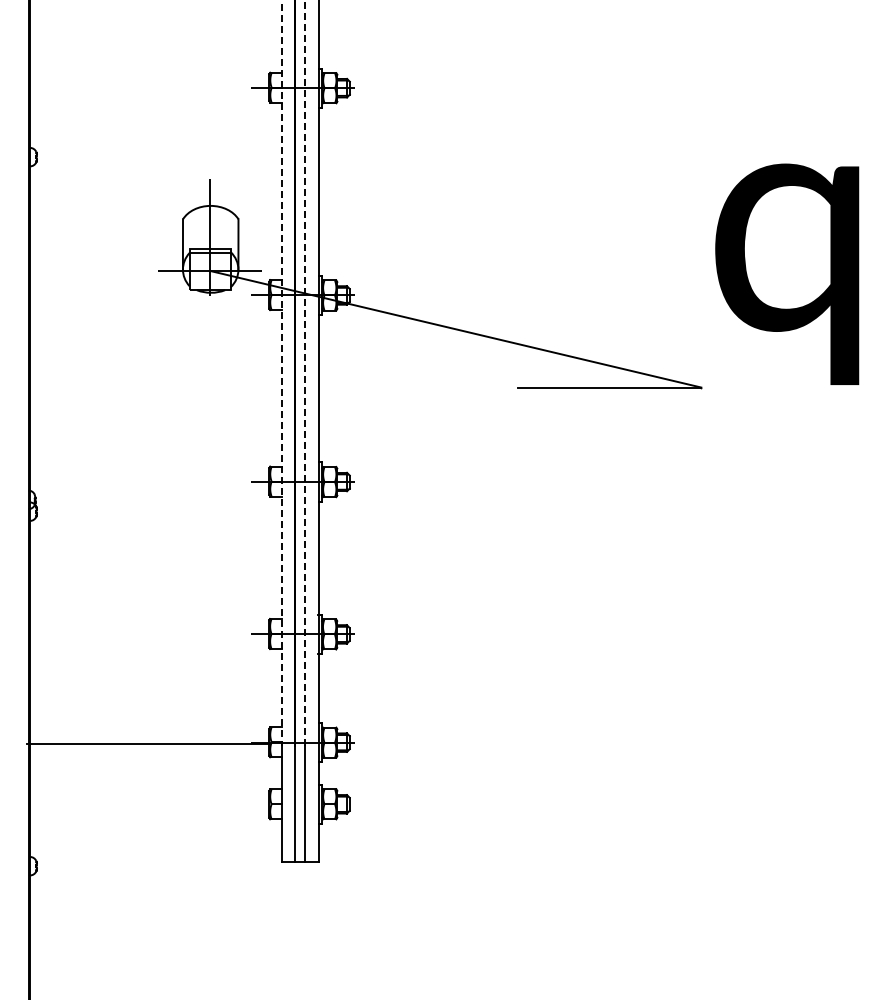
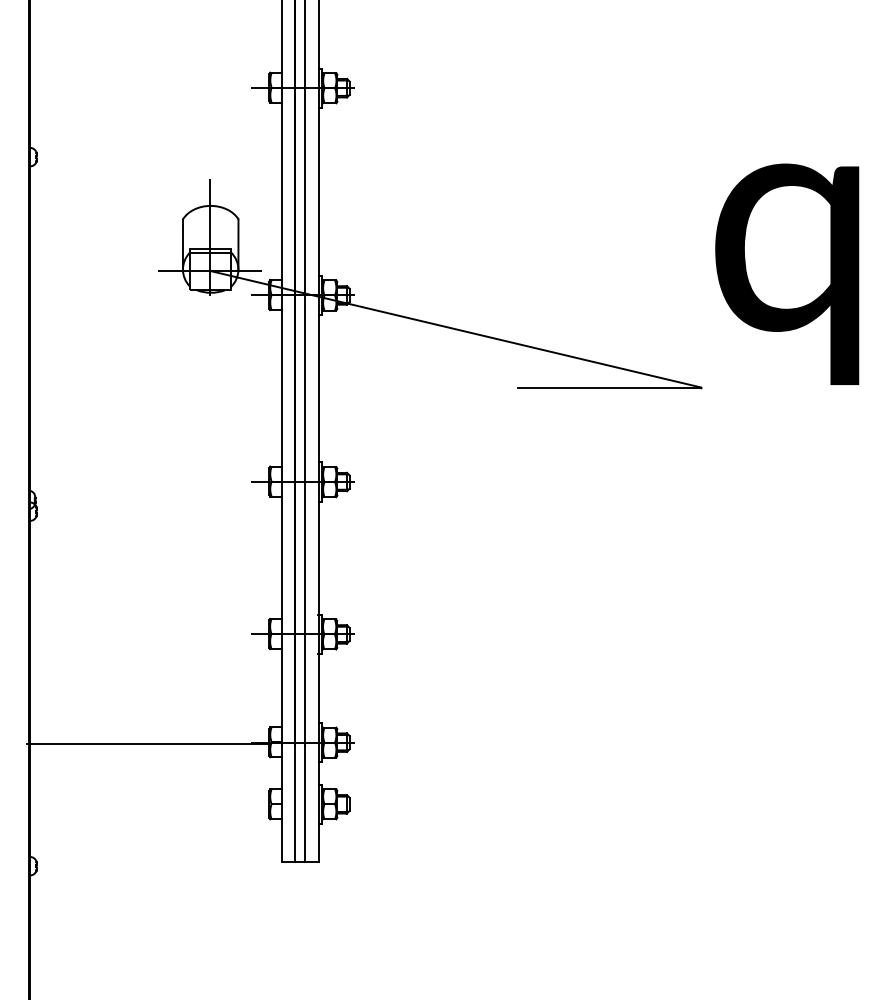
line: dashed -> solid (281, 373)
line: dashed -> solid (304, 373)
